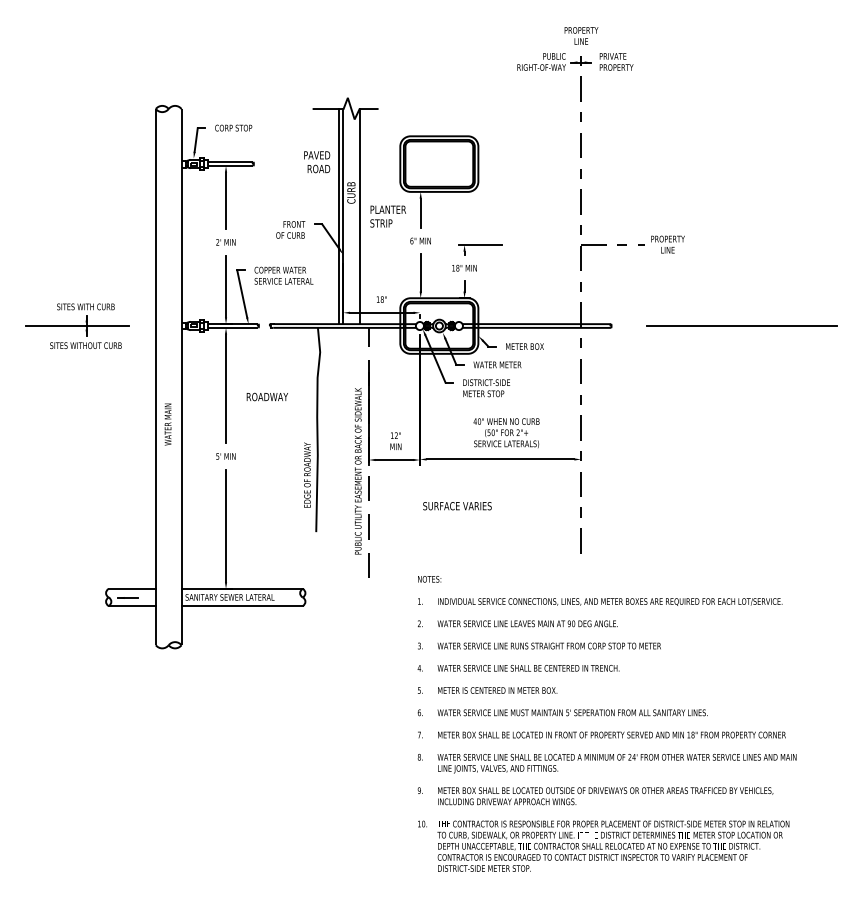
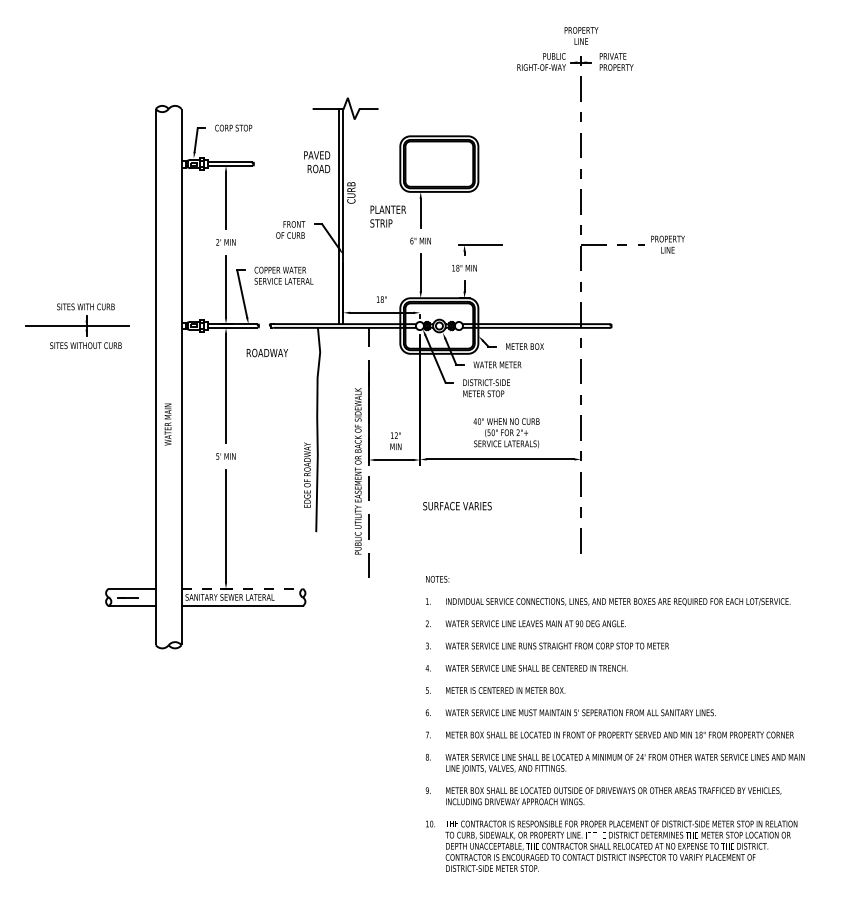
line: present -> none (360, 216)
line: present -> none (741, 326)
text position: (266, 396) -> (266, 352) (266, 352)
line: solid -> dashed (242, 588)
text position: (606, 723) -> (614, 723) (614, 723)
